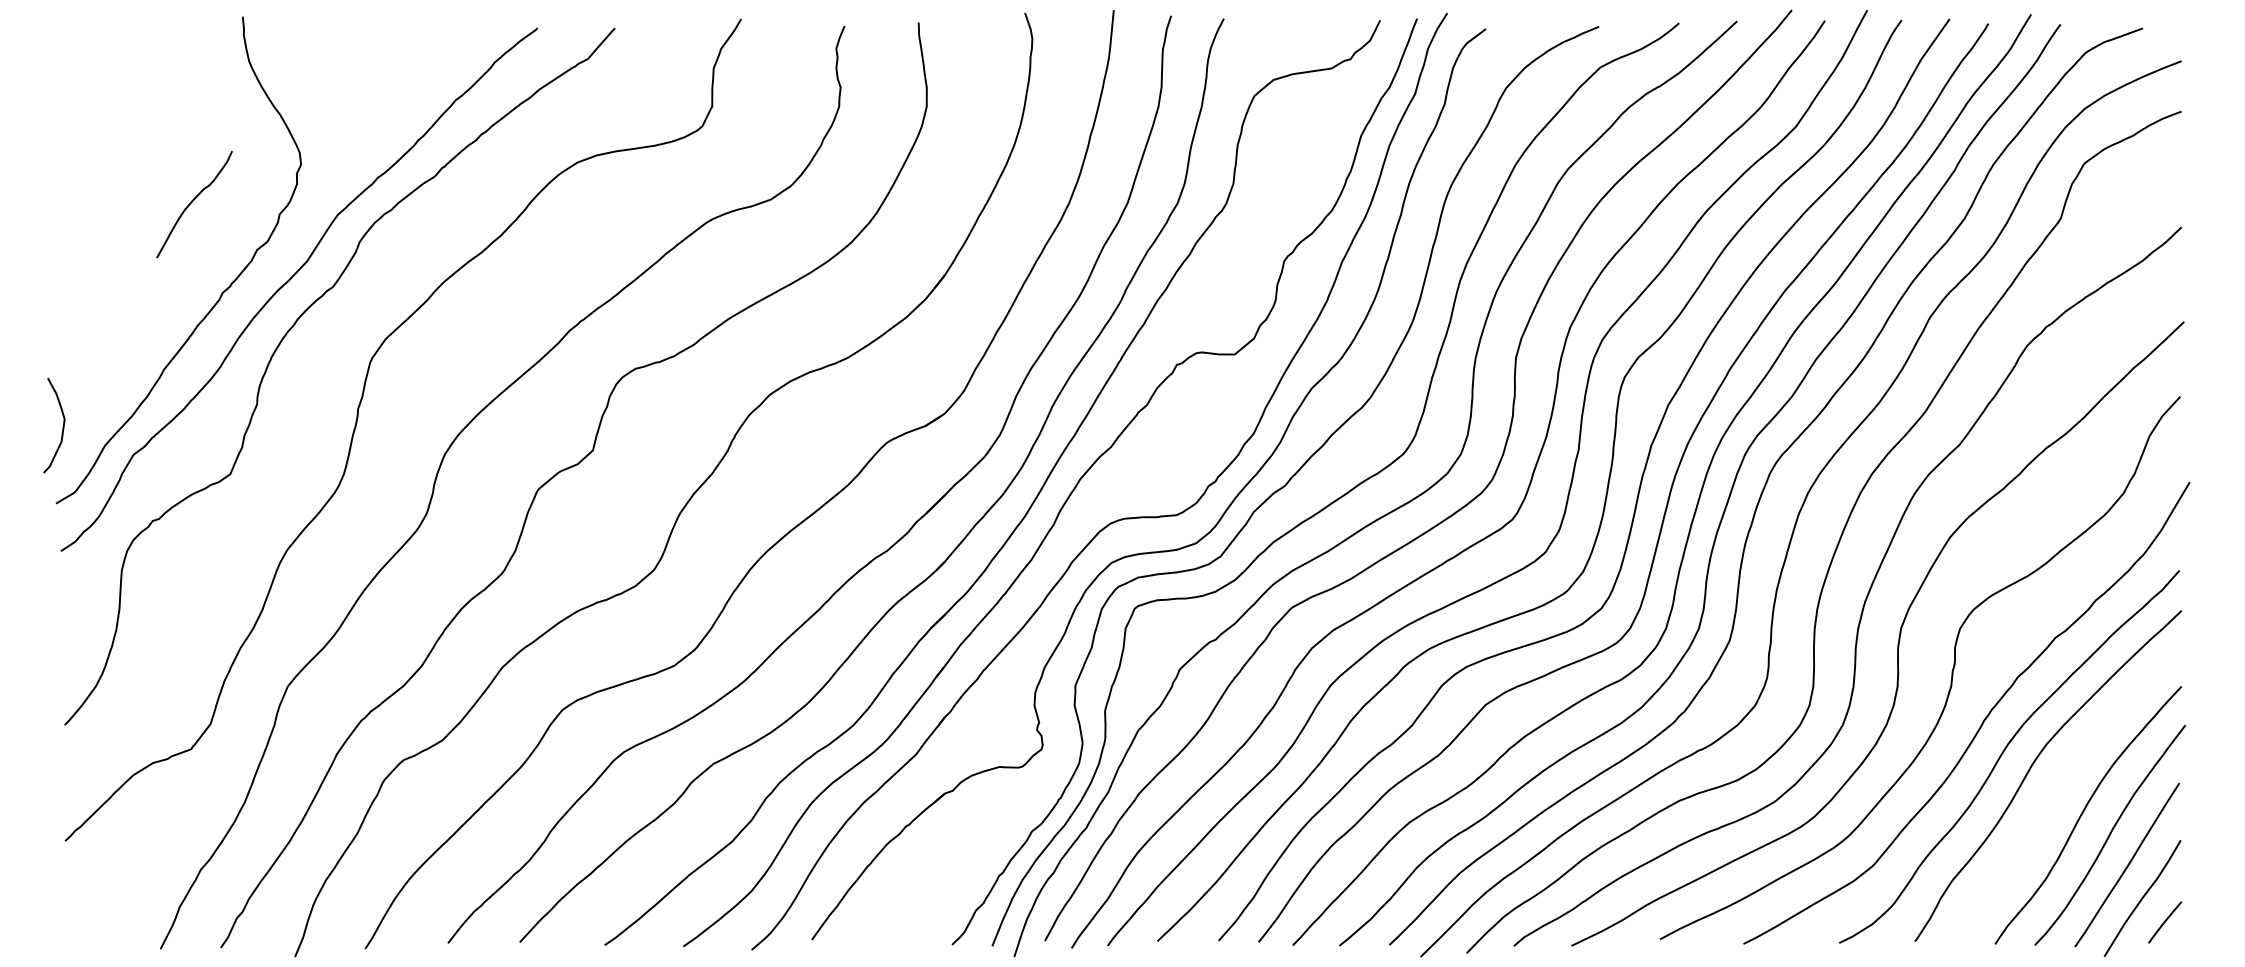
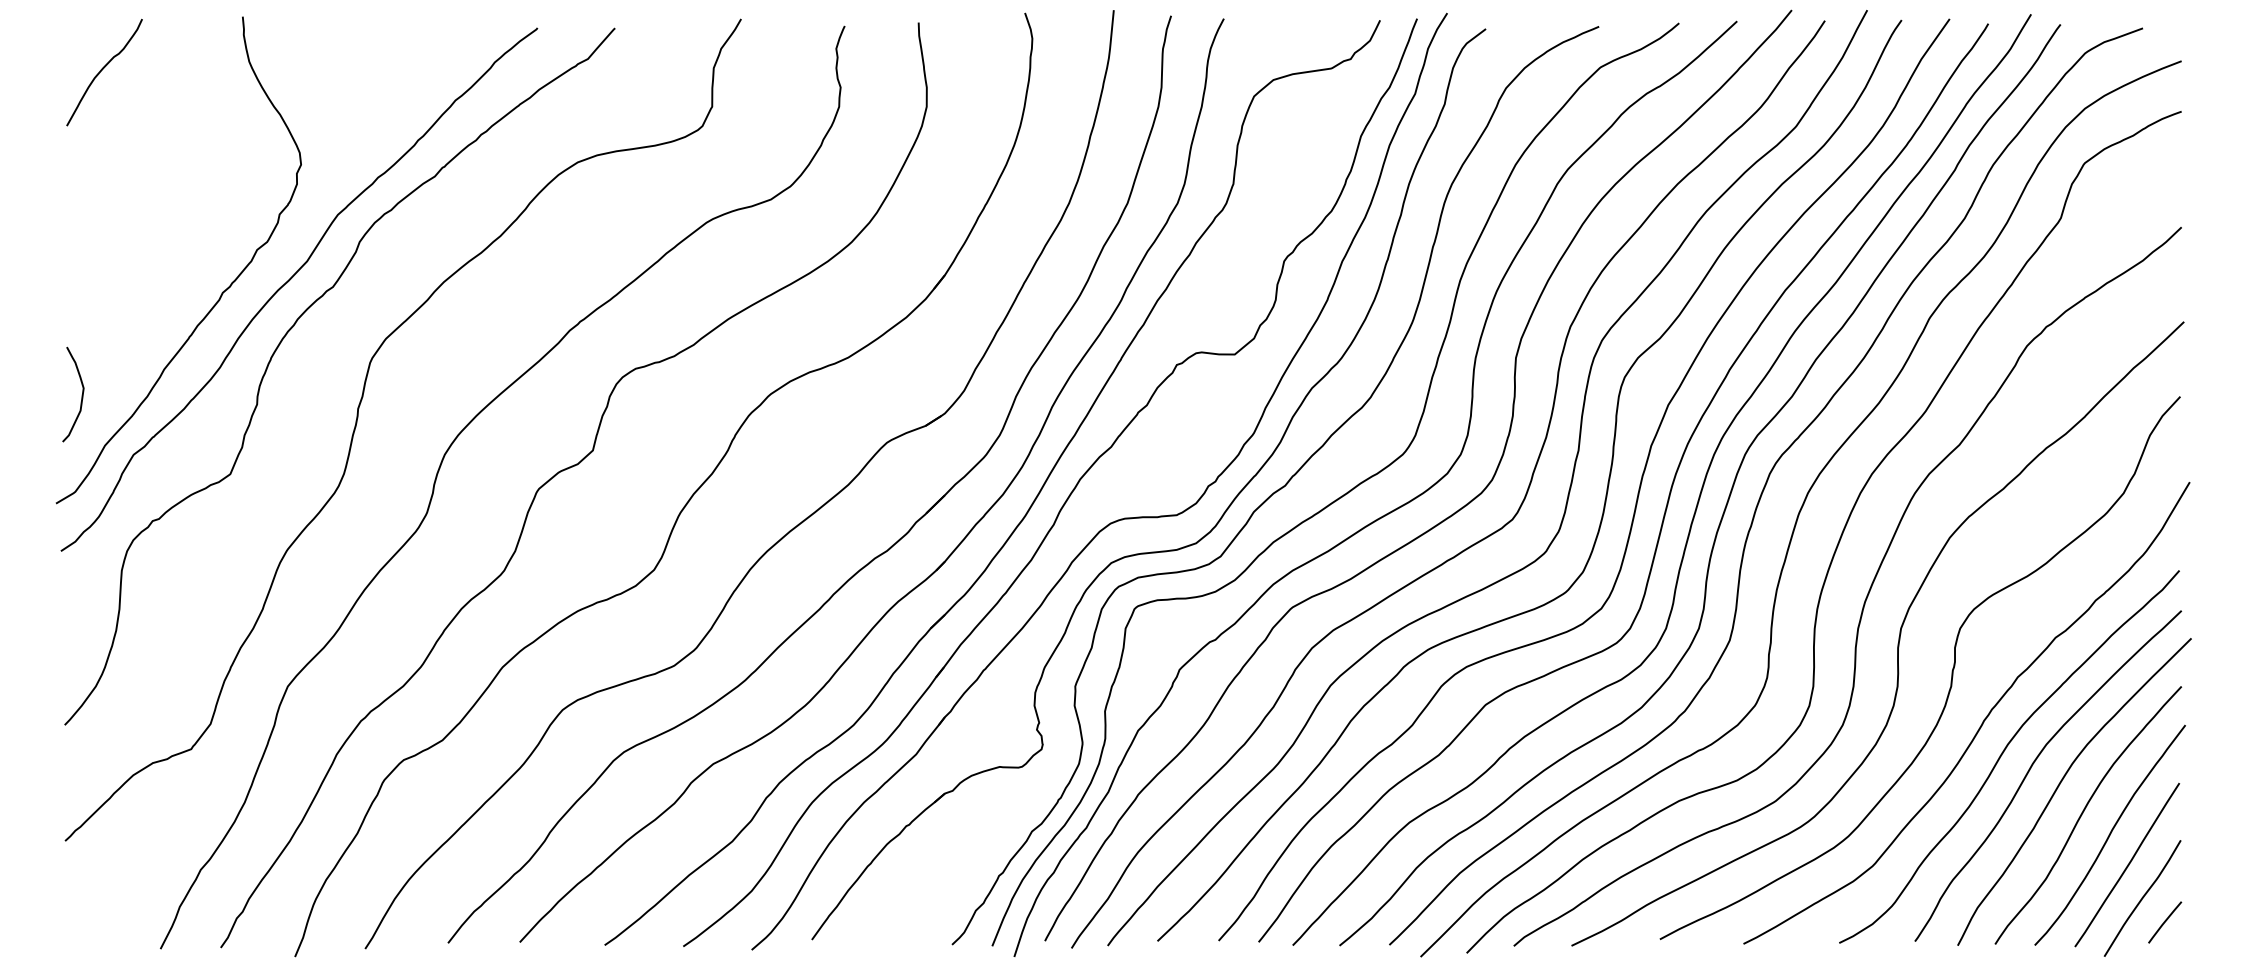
curve position: (192, 202) -> (102, 70) (102, 70)
curve position: (62, 425) -> (81, 394) (81, 394)
curve: none -> present (2062, 781)
